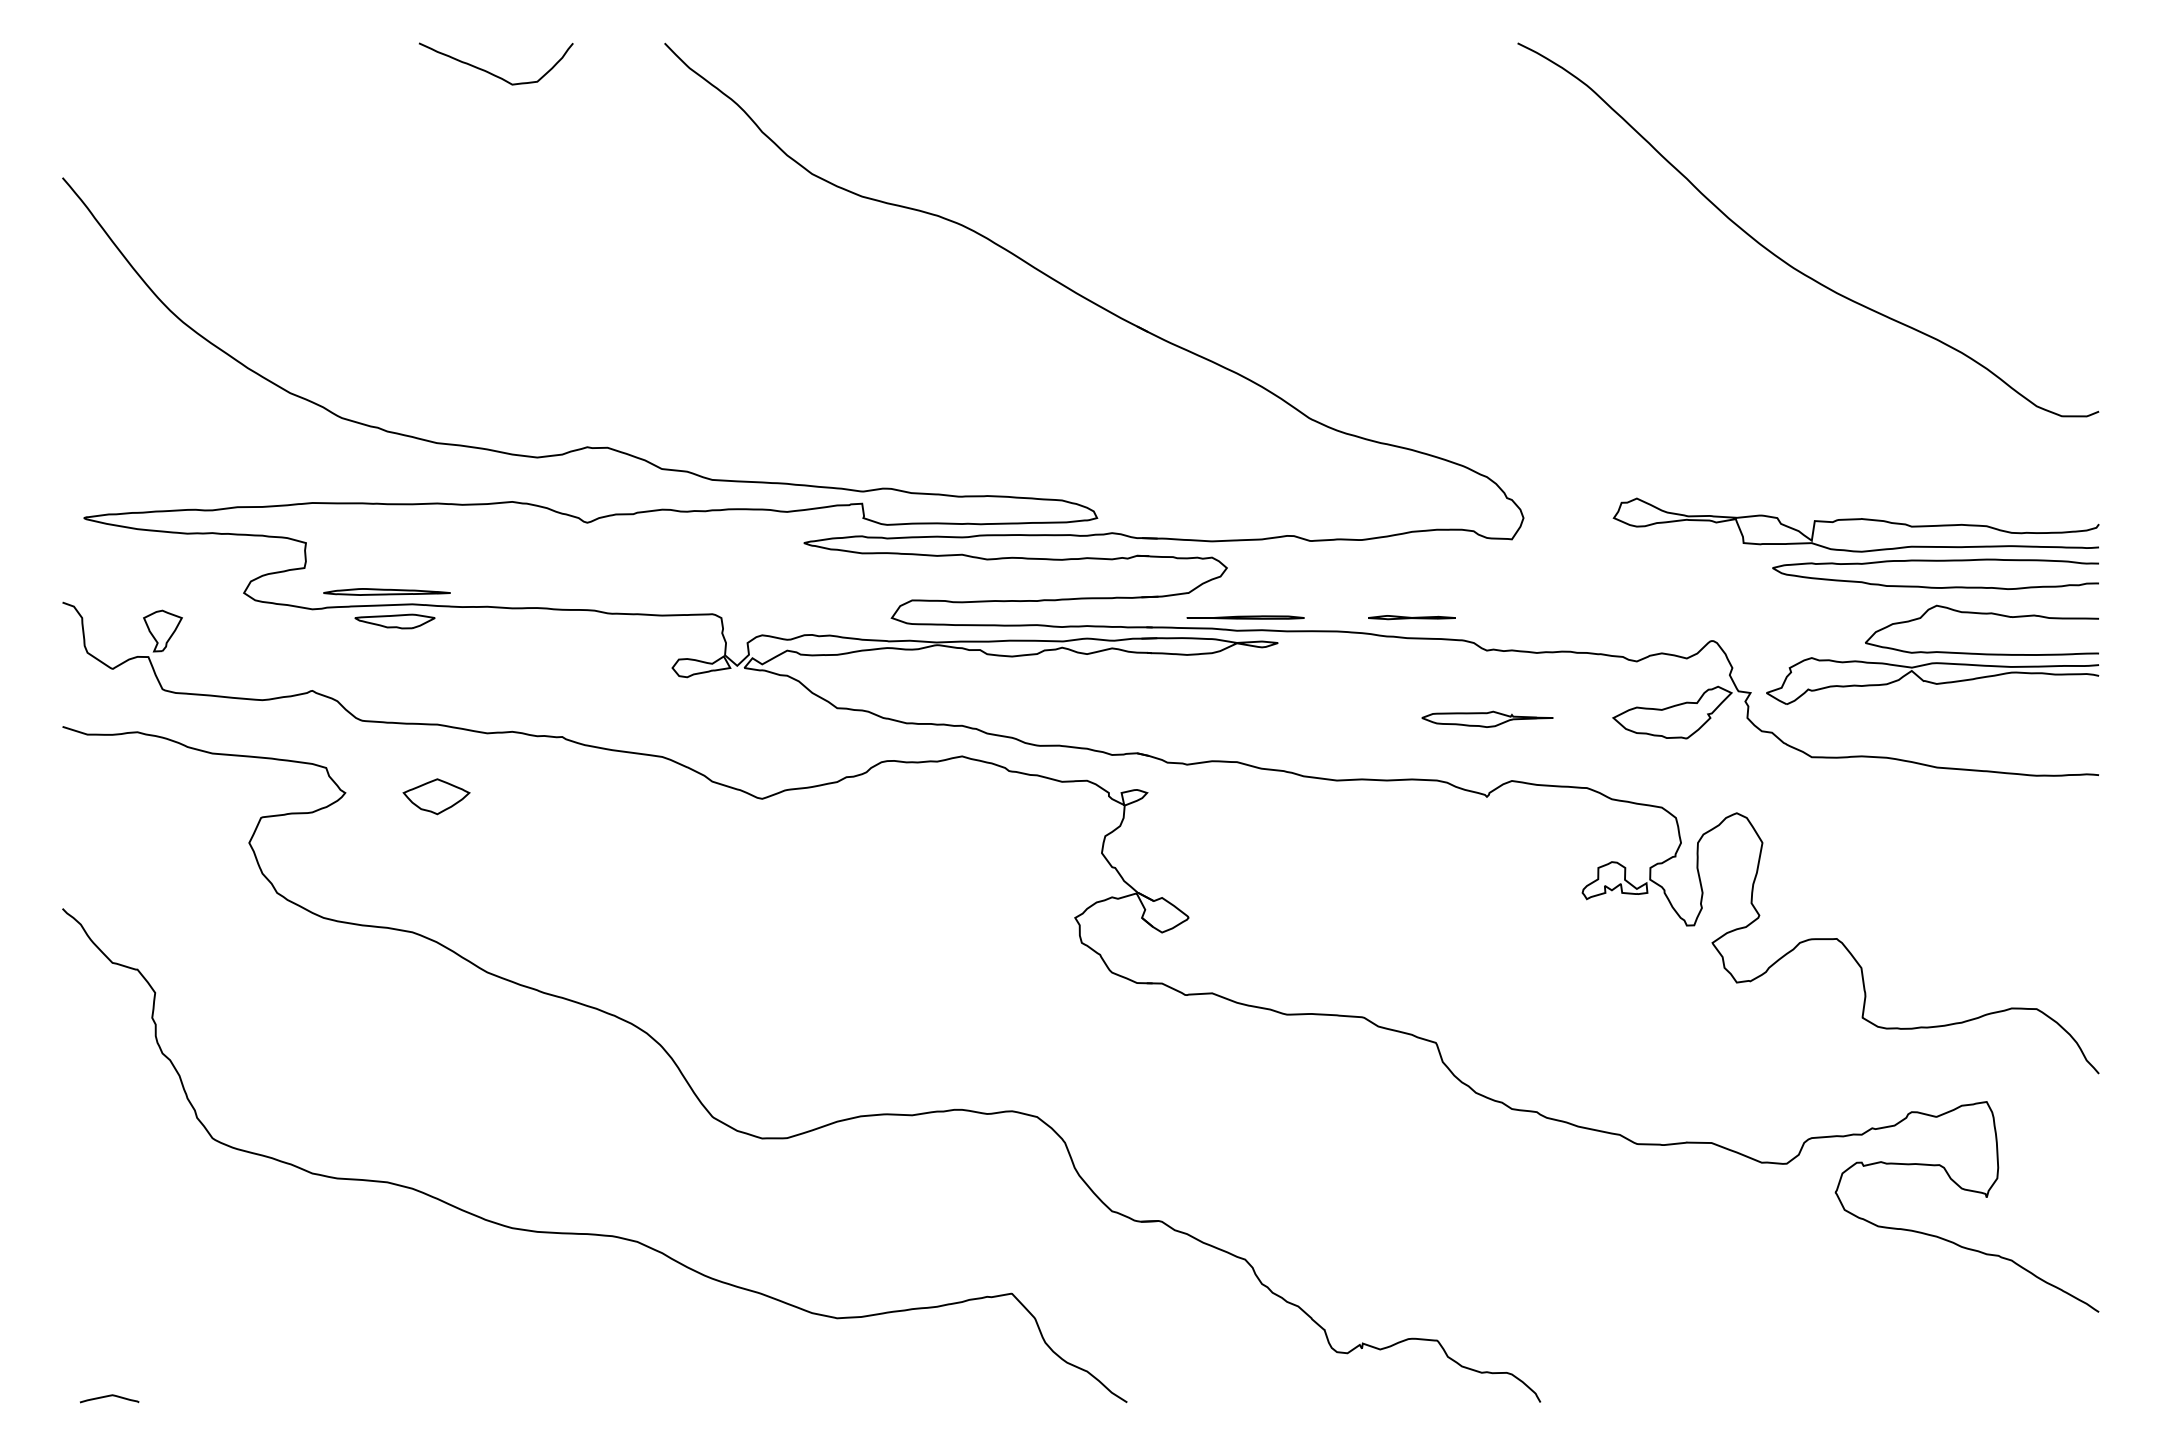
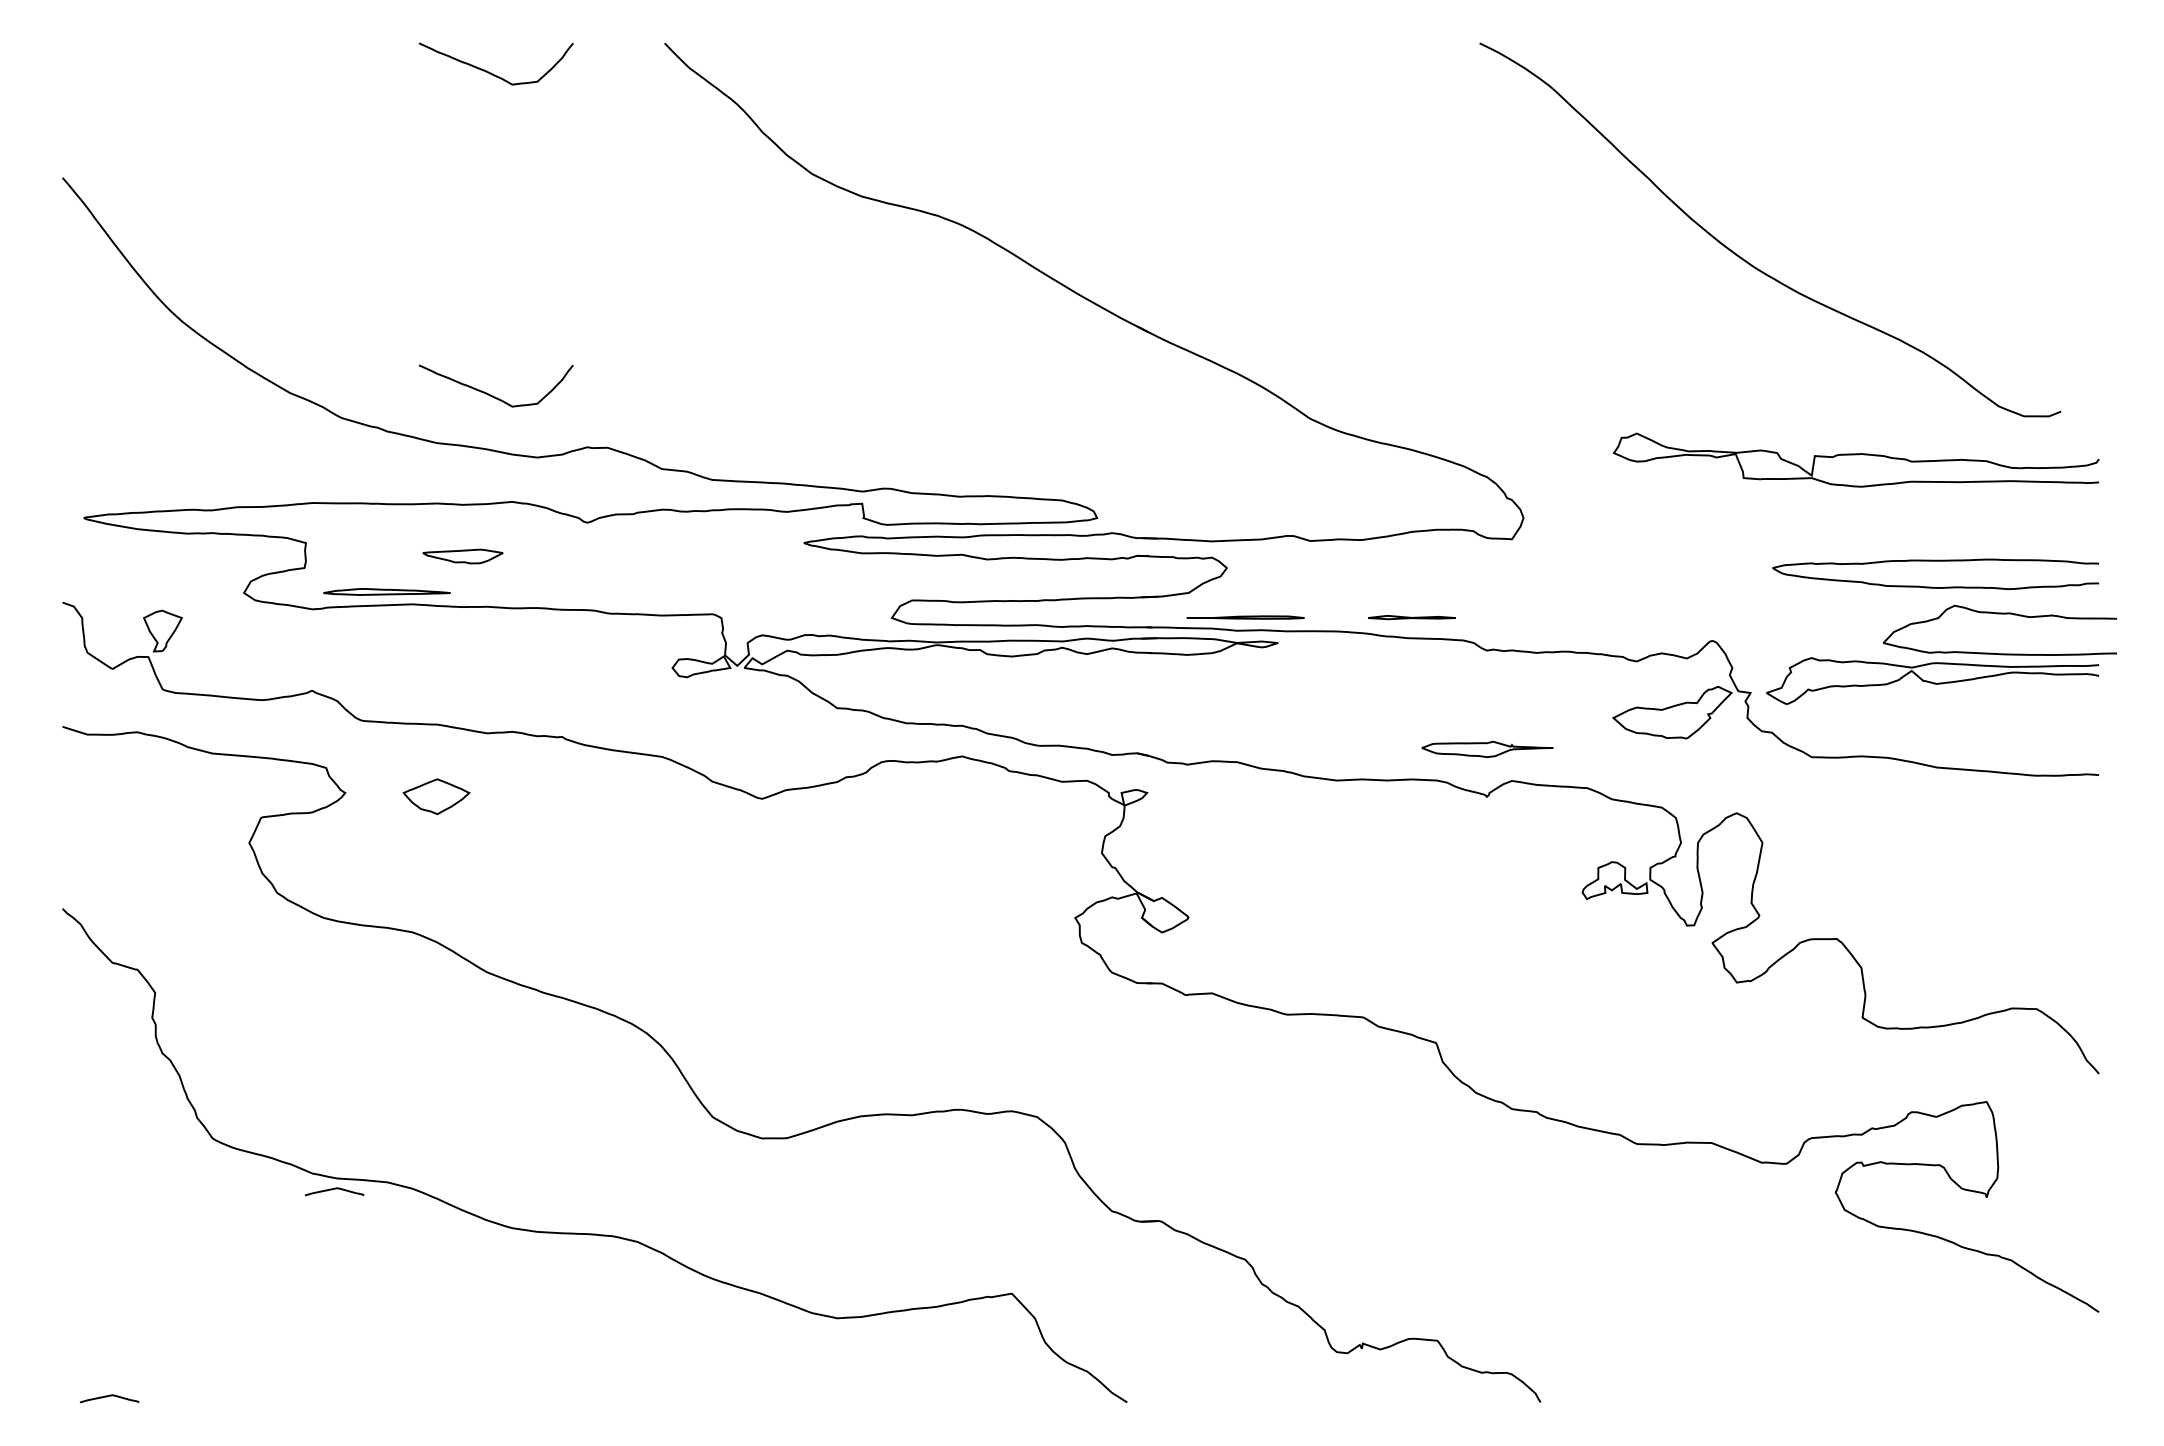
curve position: (1787, 262) -> (1749, 262) (1749, 262)
curve: none -> present (493, 395)
curve position: (1855, 520) -> (1855, 455) (1855, 455)
curve position: (1981, 614) -> (1999, 614) (1999, 614)
part position: (394, 621) -> (462, 556) (462, 556)
part position: (1487, 718) -> (1487, 748) (1487, 748)
curve: none -> present (334, 1189)
